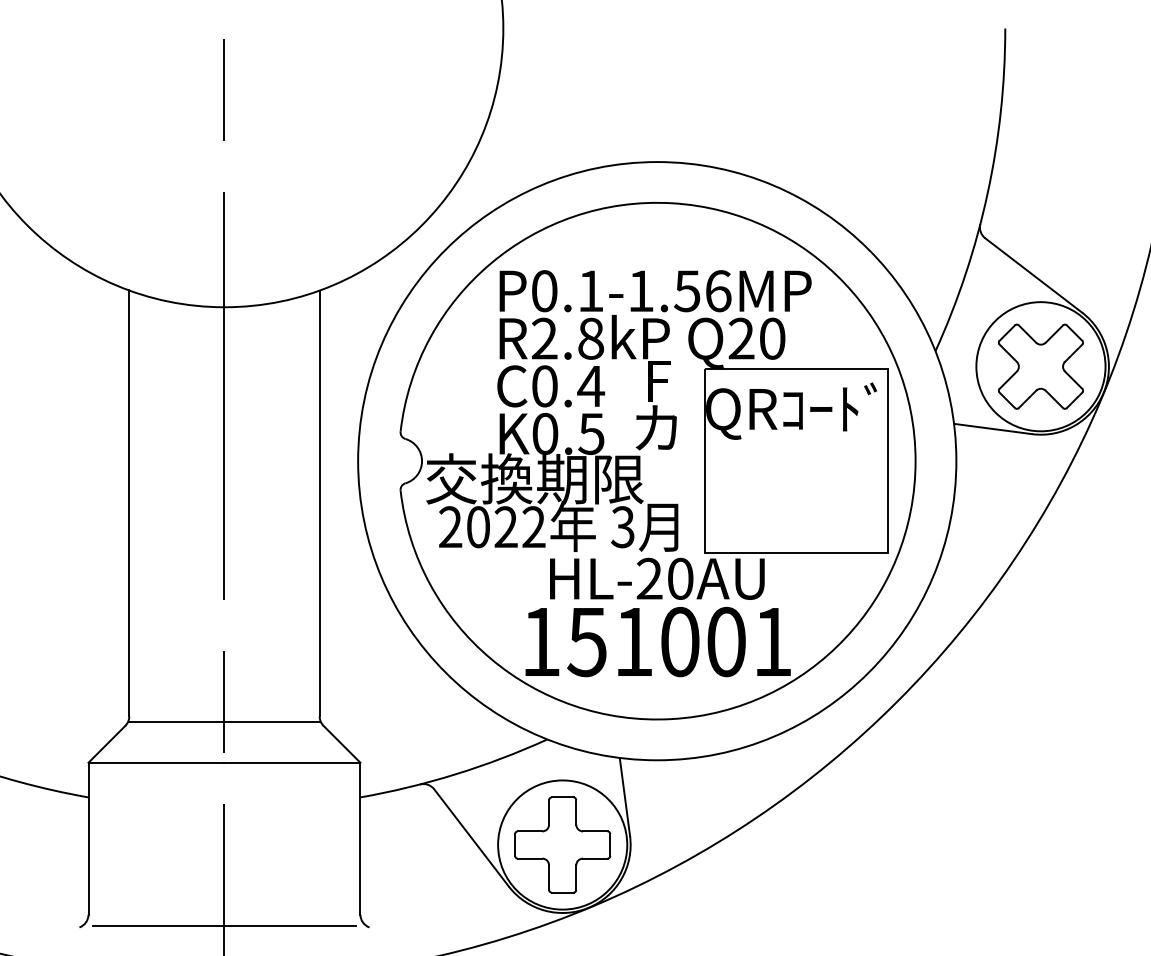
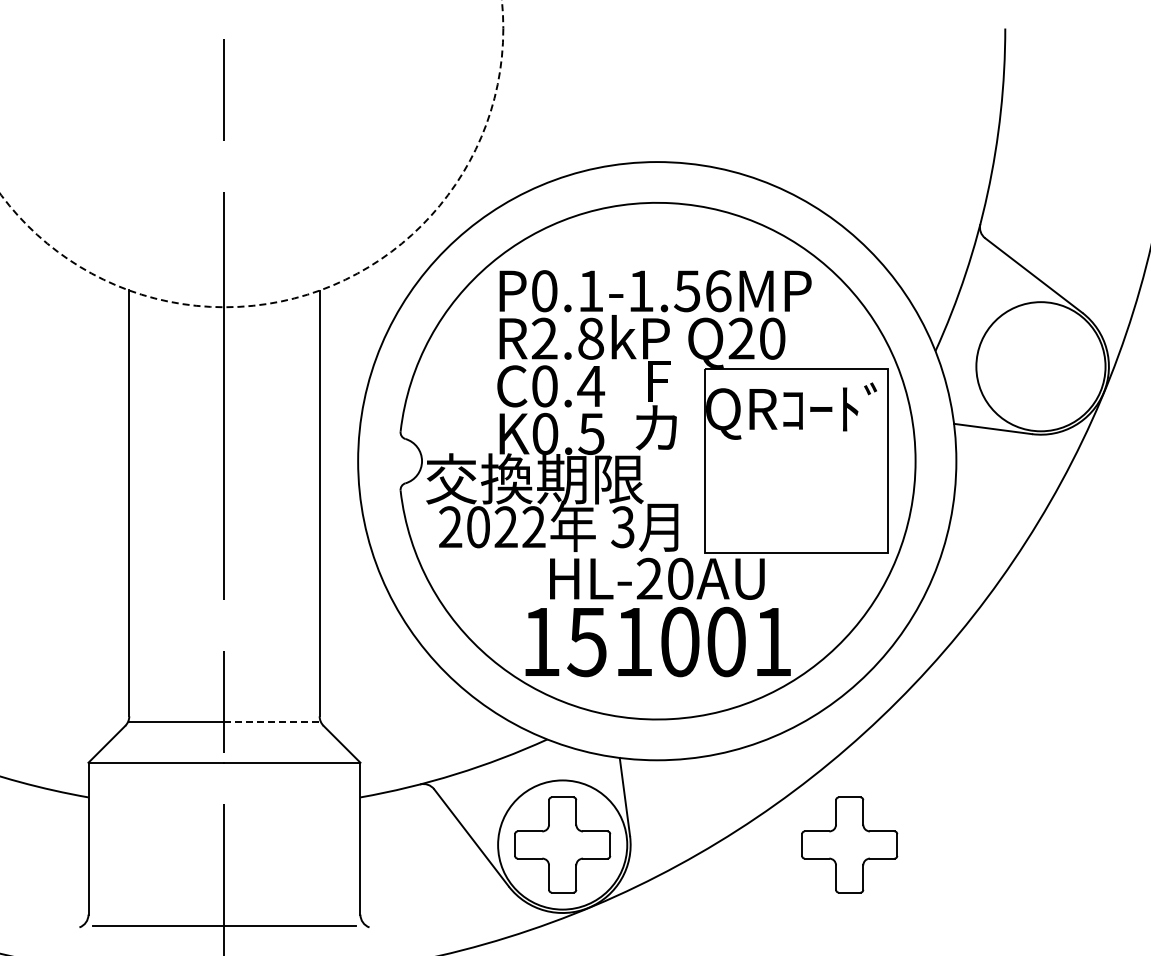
circle: solid -> dashed (251, 153)
part: present -> none (1040, 366)
line: solid -> dashed (272, 721)
part: none -> present (849, 844)
